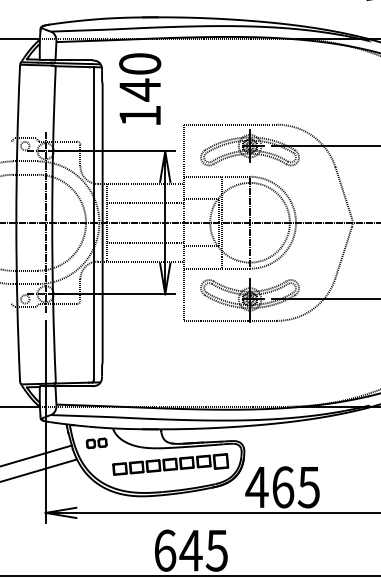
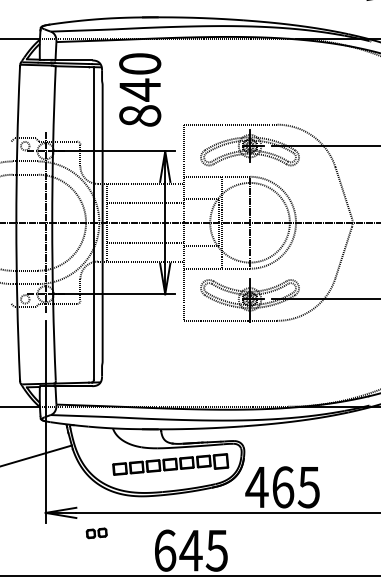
text: 140 -> 840 (140, 115)
part position: (96, 443) -> (96, 533) (96, 533)
line: present -> none (38, 470)
